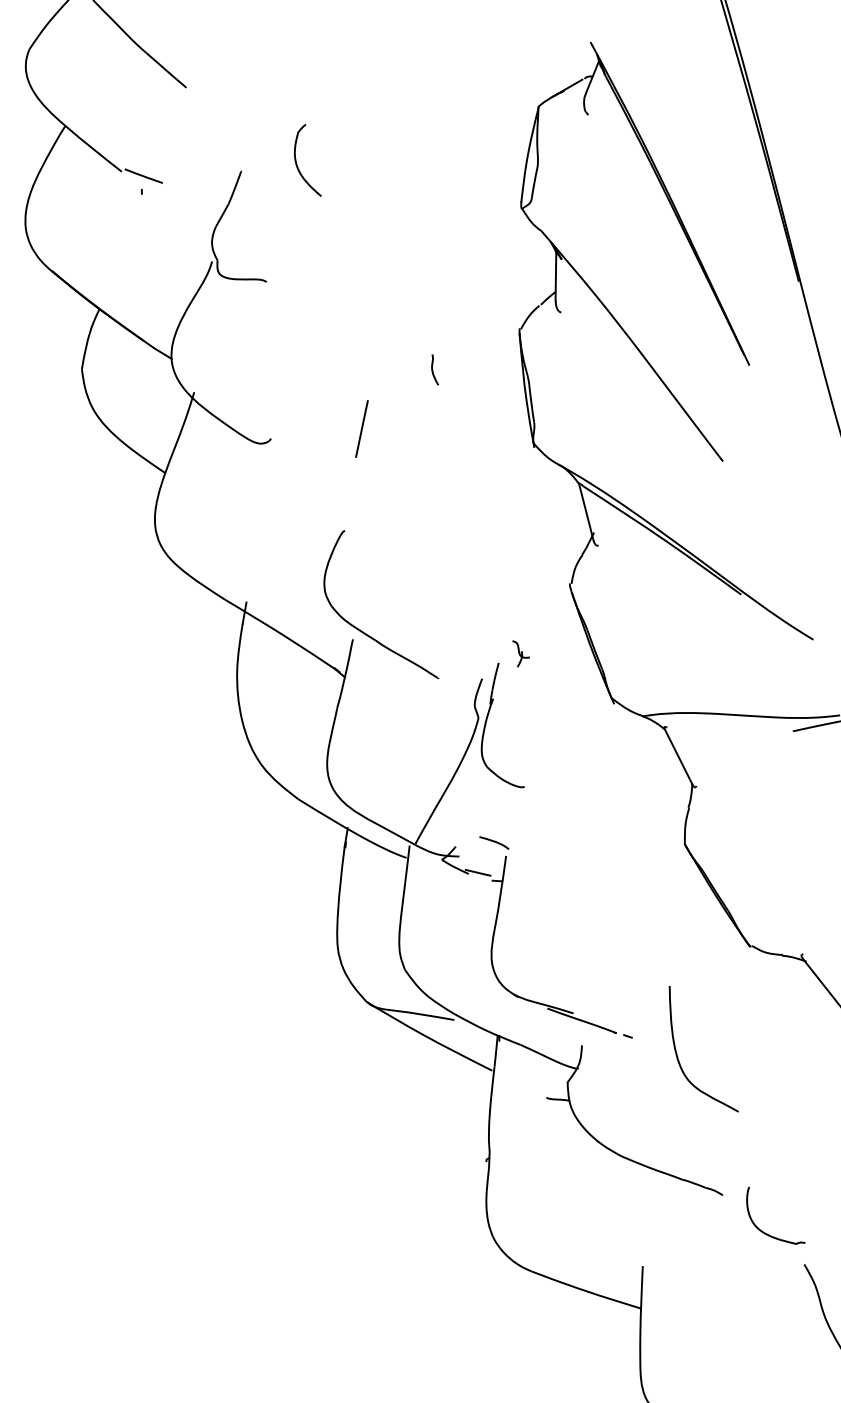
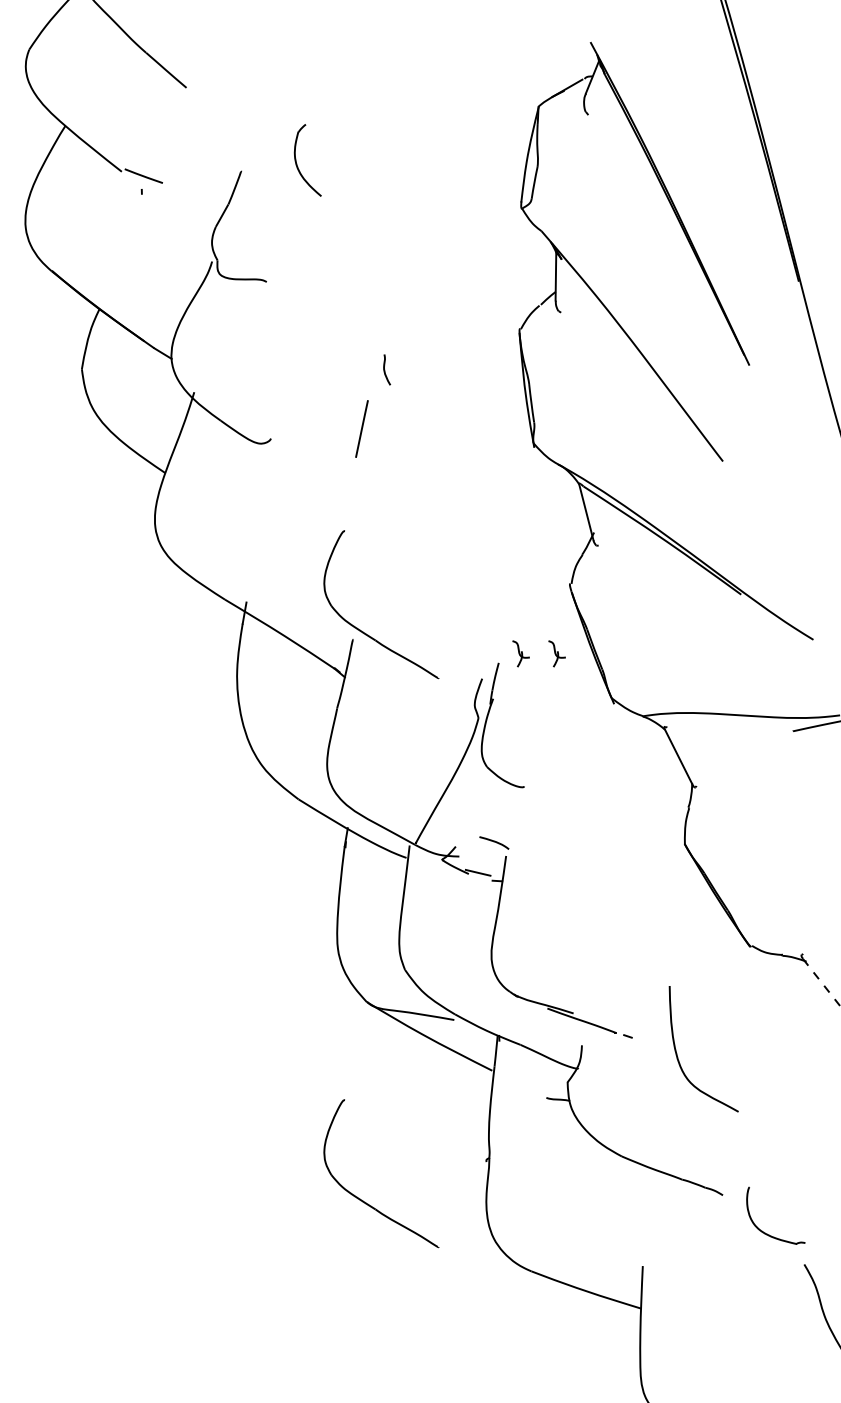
curve position: (433, 370) -> (385, 370) (385, 370)
part: none -> present (556, 653)
line: solid -> dashed (822, 983)
part: none -> present (363, 1200)
